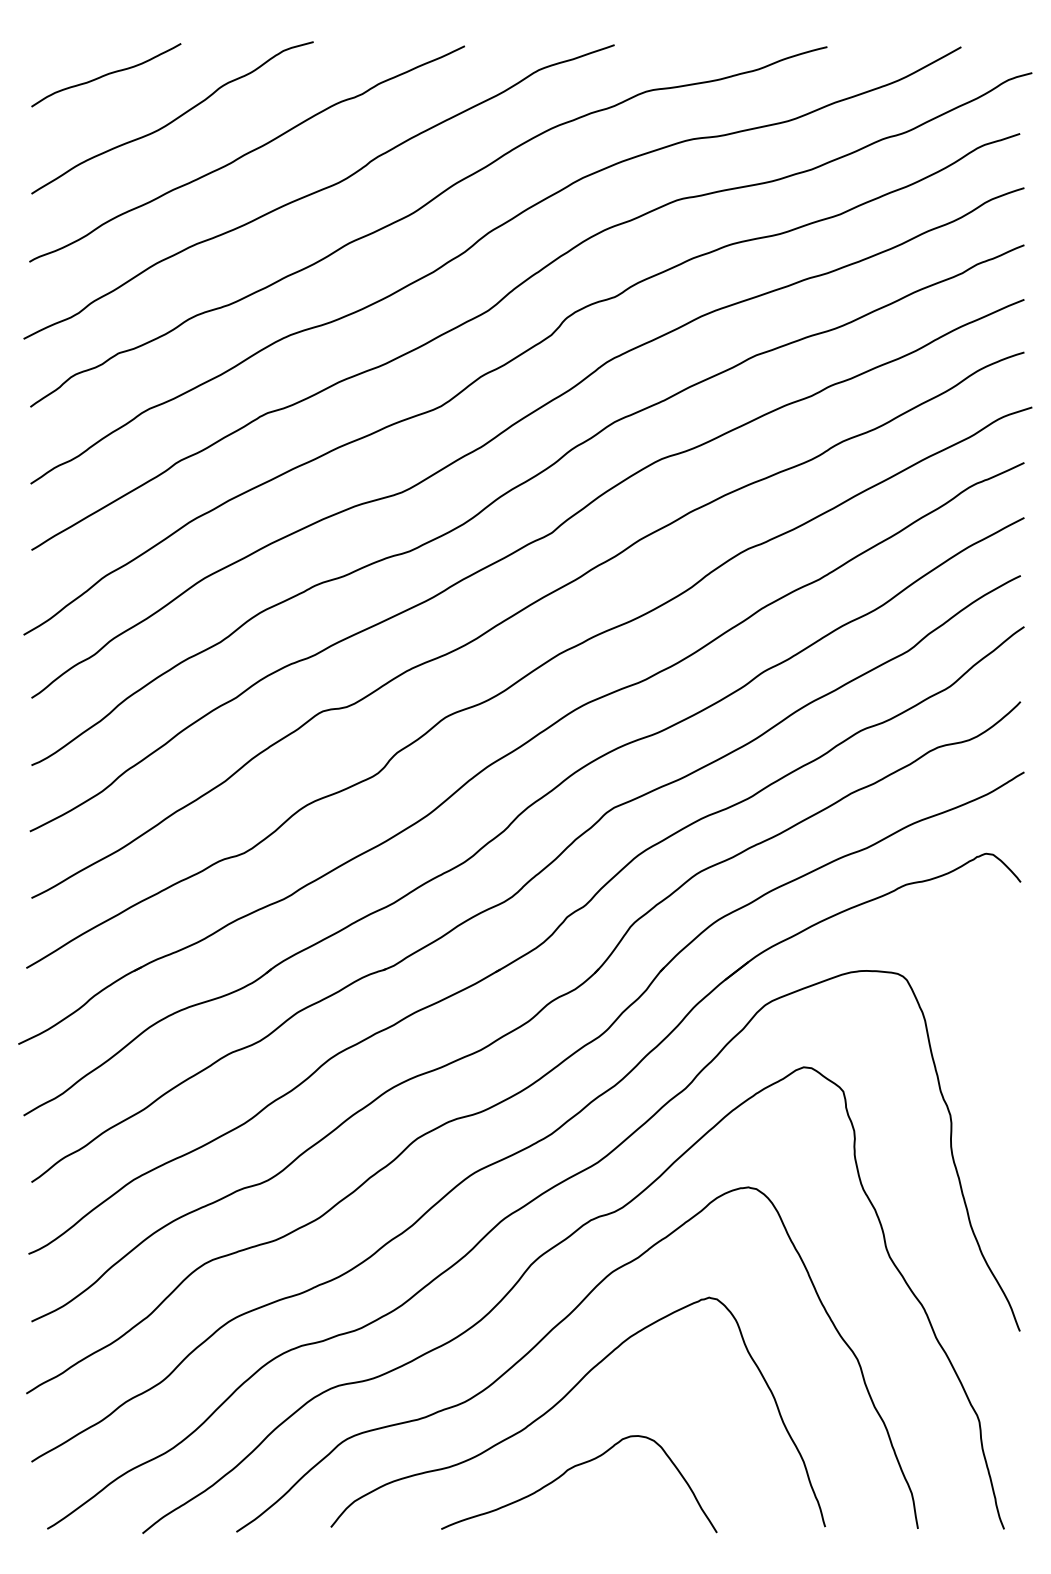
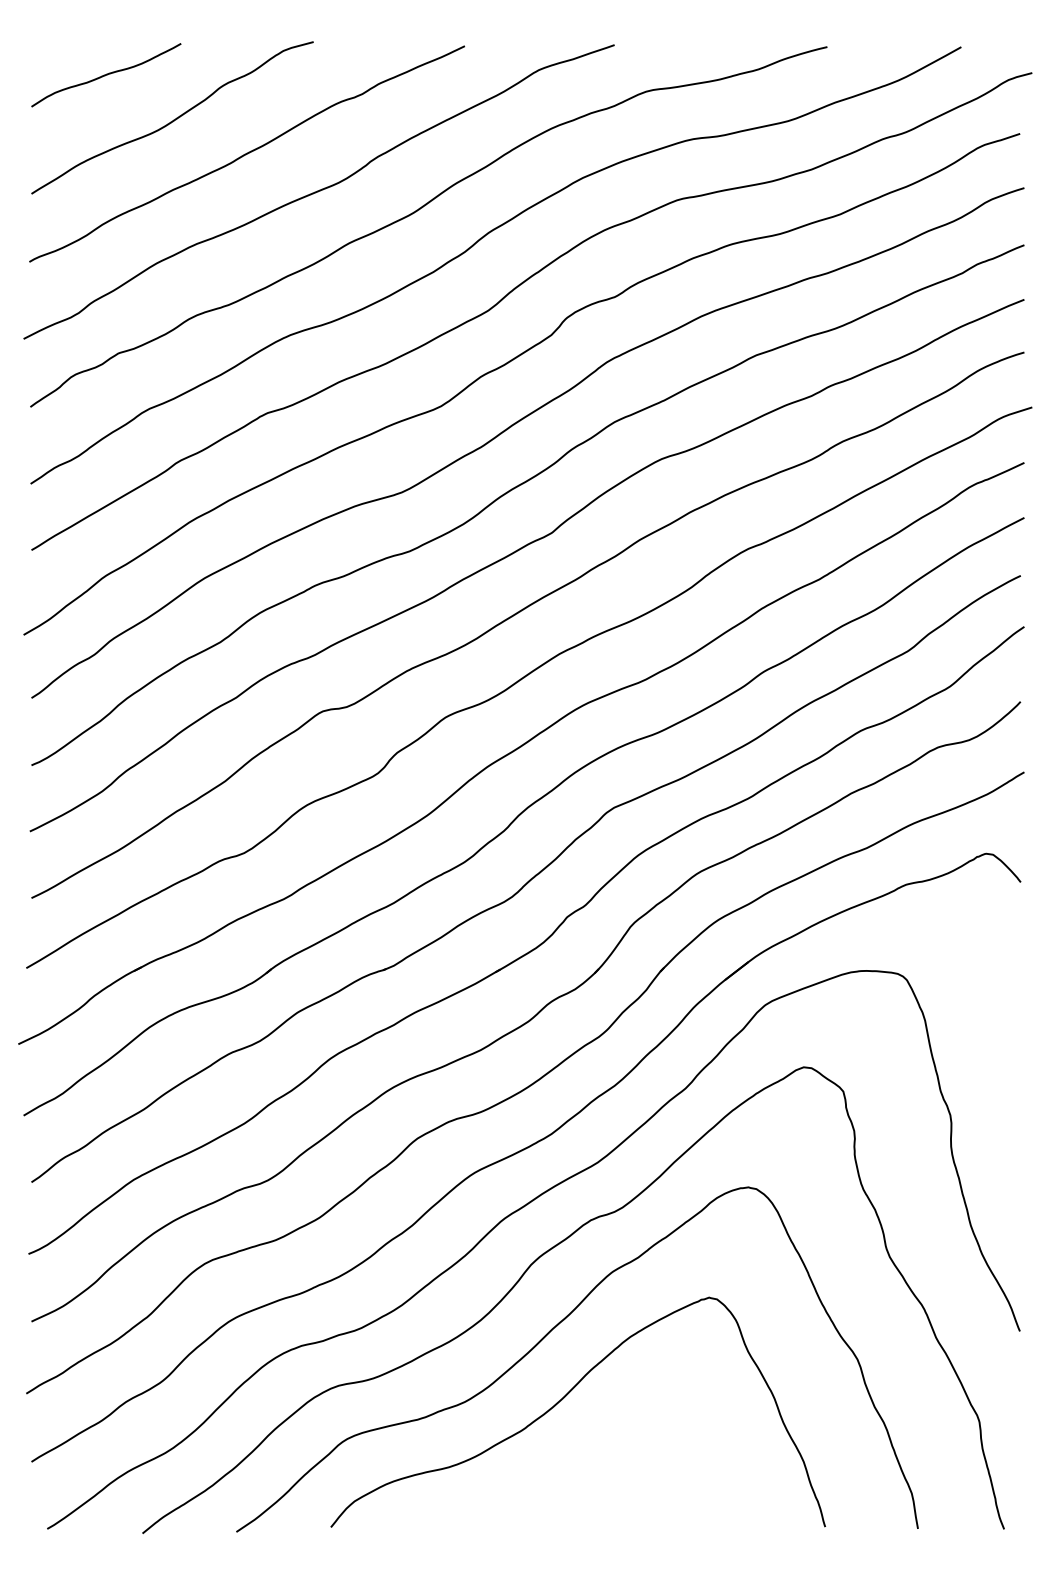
curve: present -> none (571, 1469)
